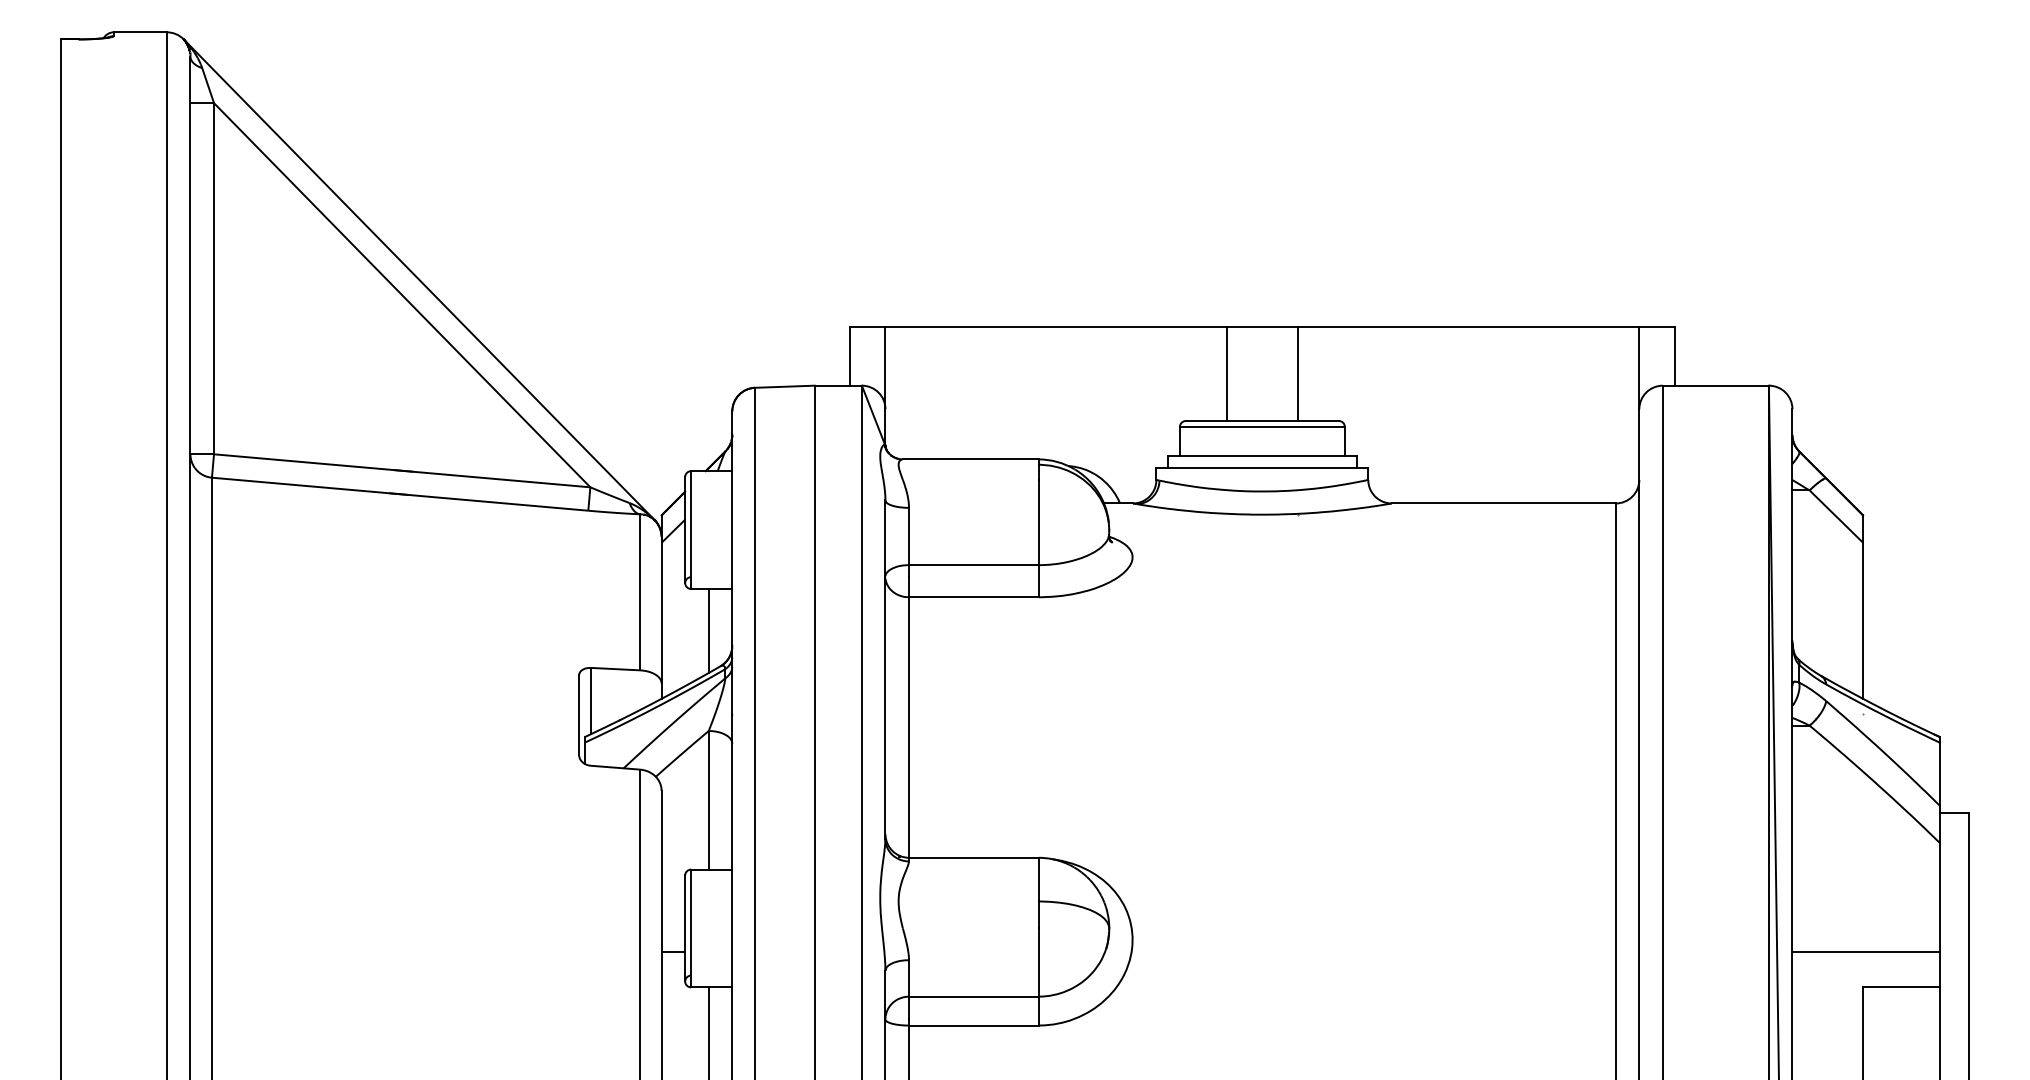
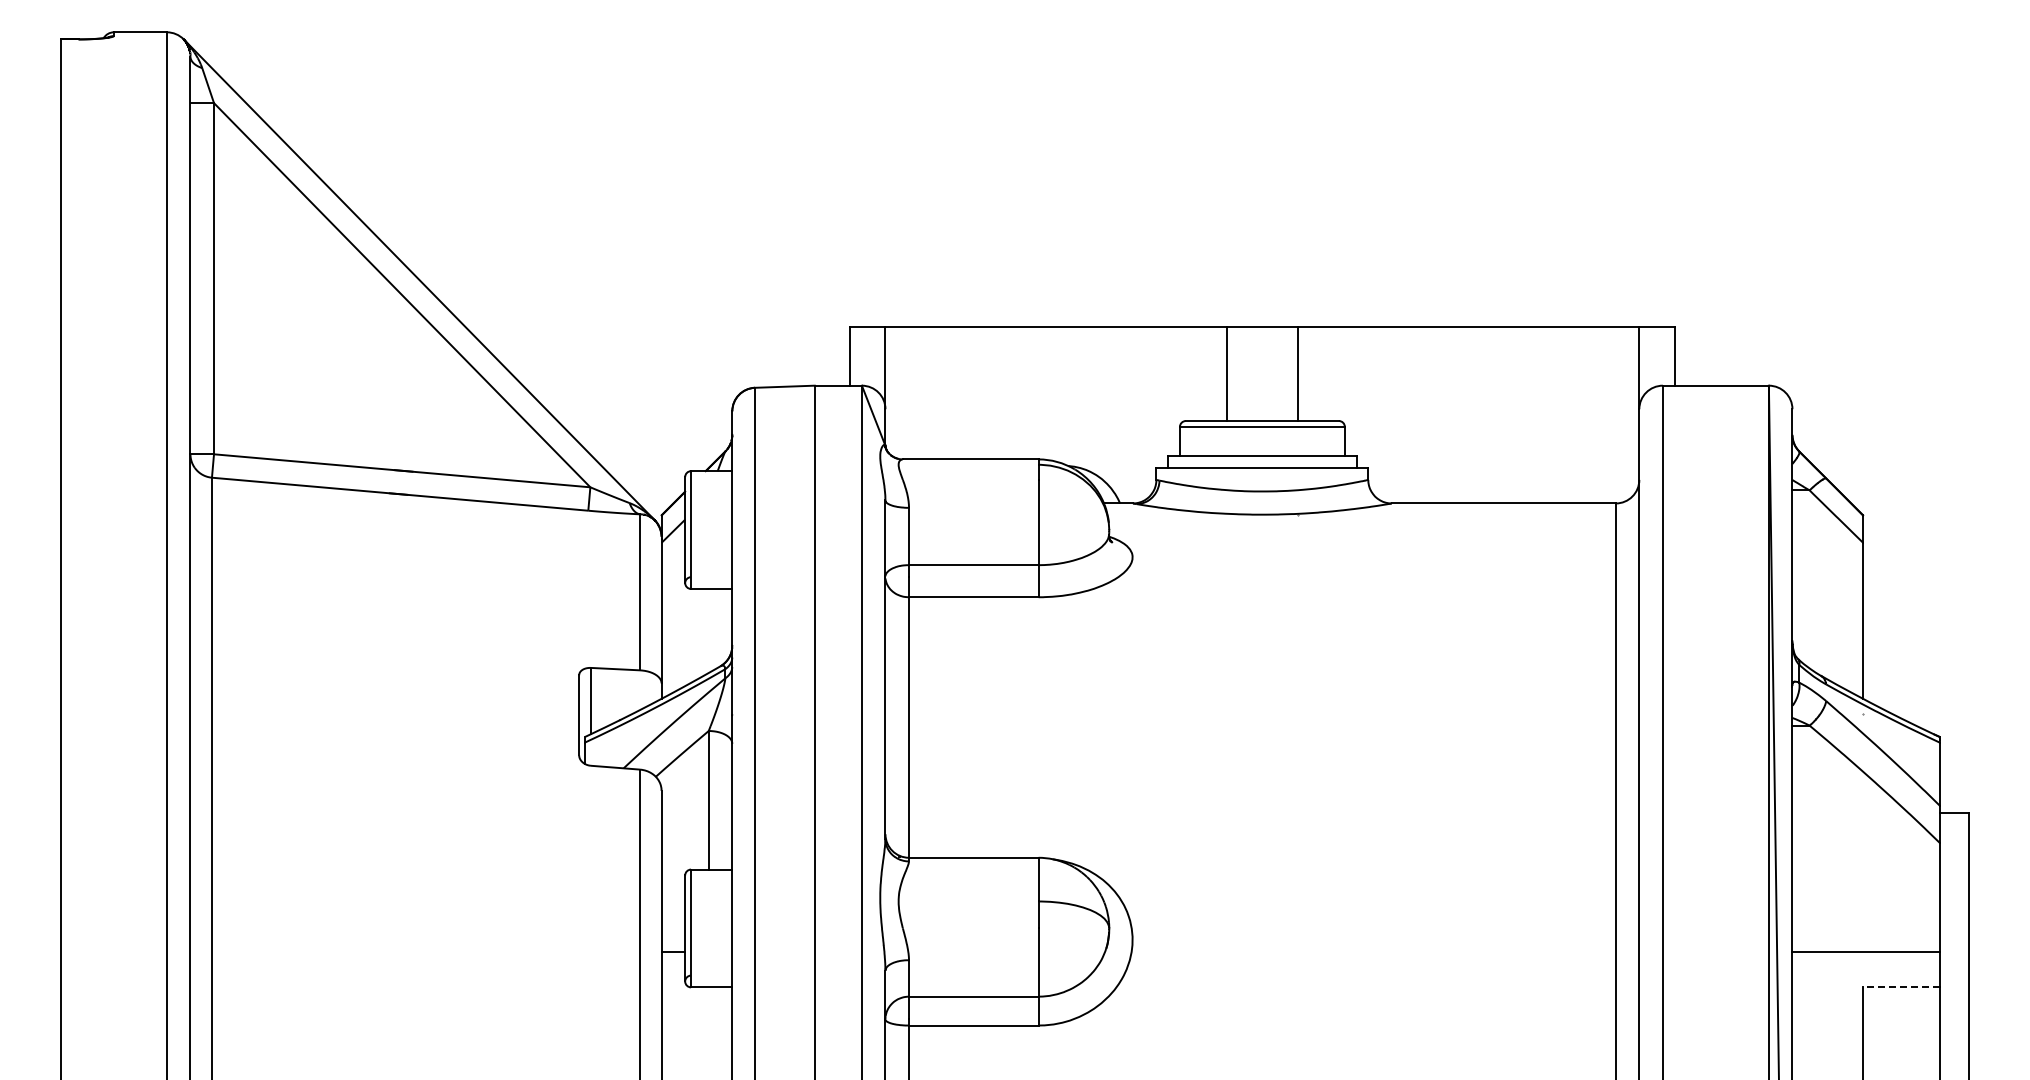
line: present -> none (708, 630)
line: solid -> dashed (1900, 986)
line: present -> none (708, 1031)
